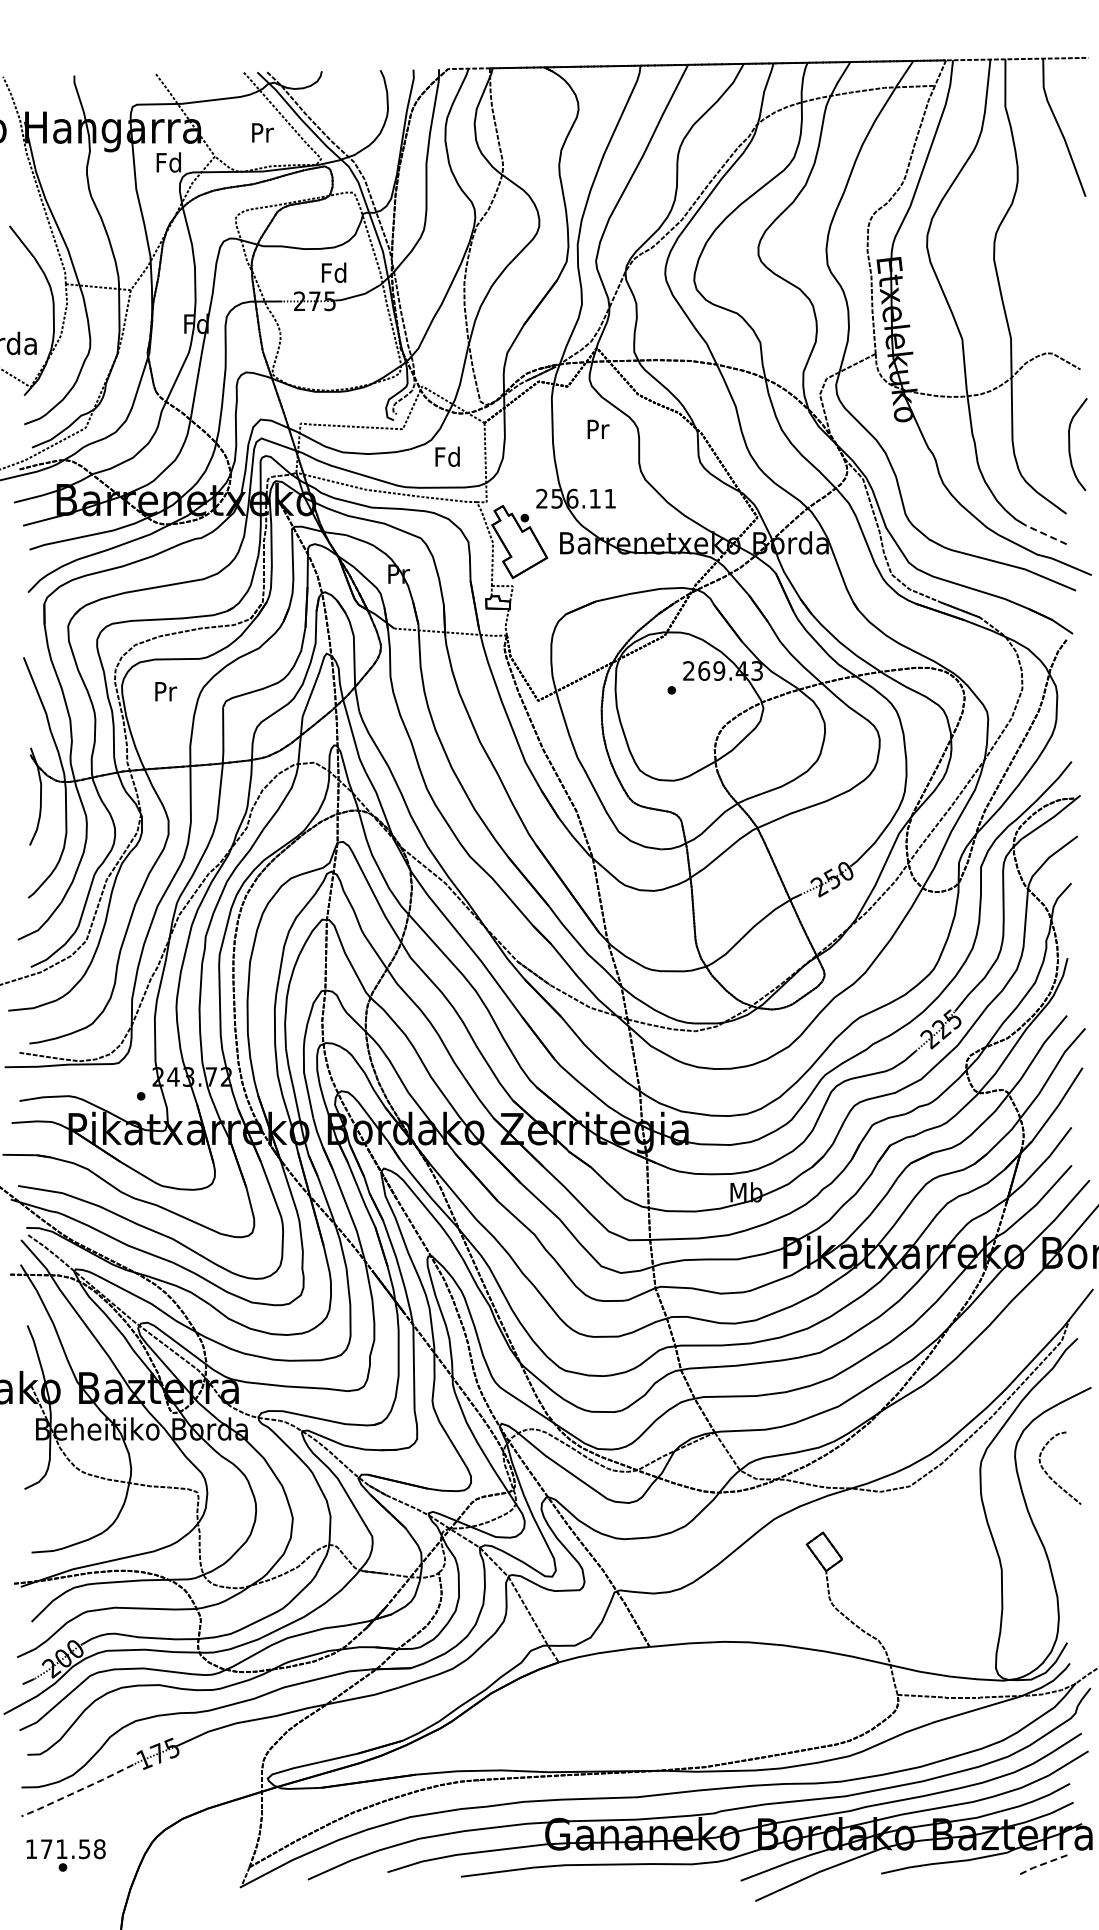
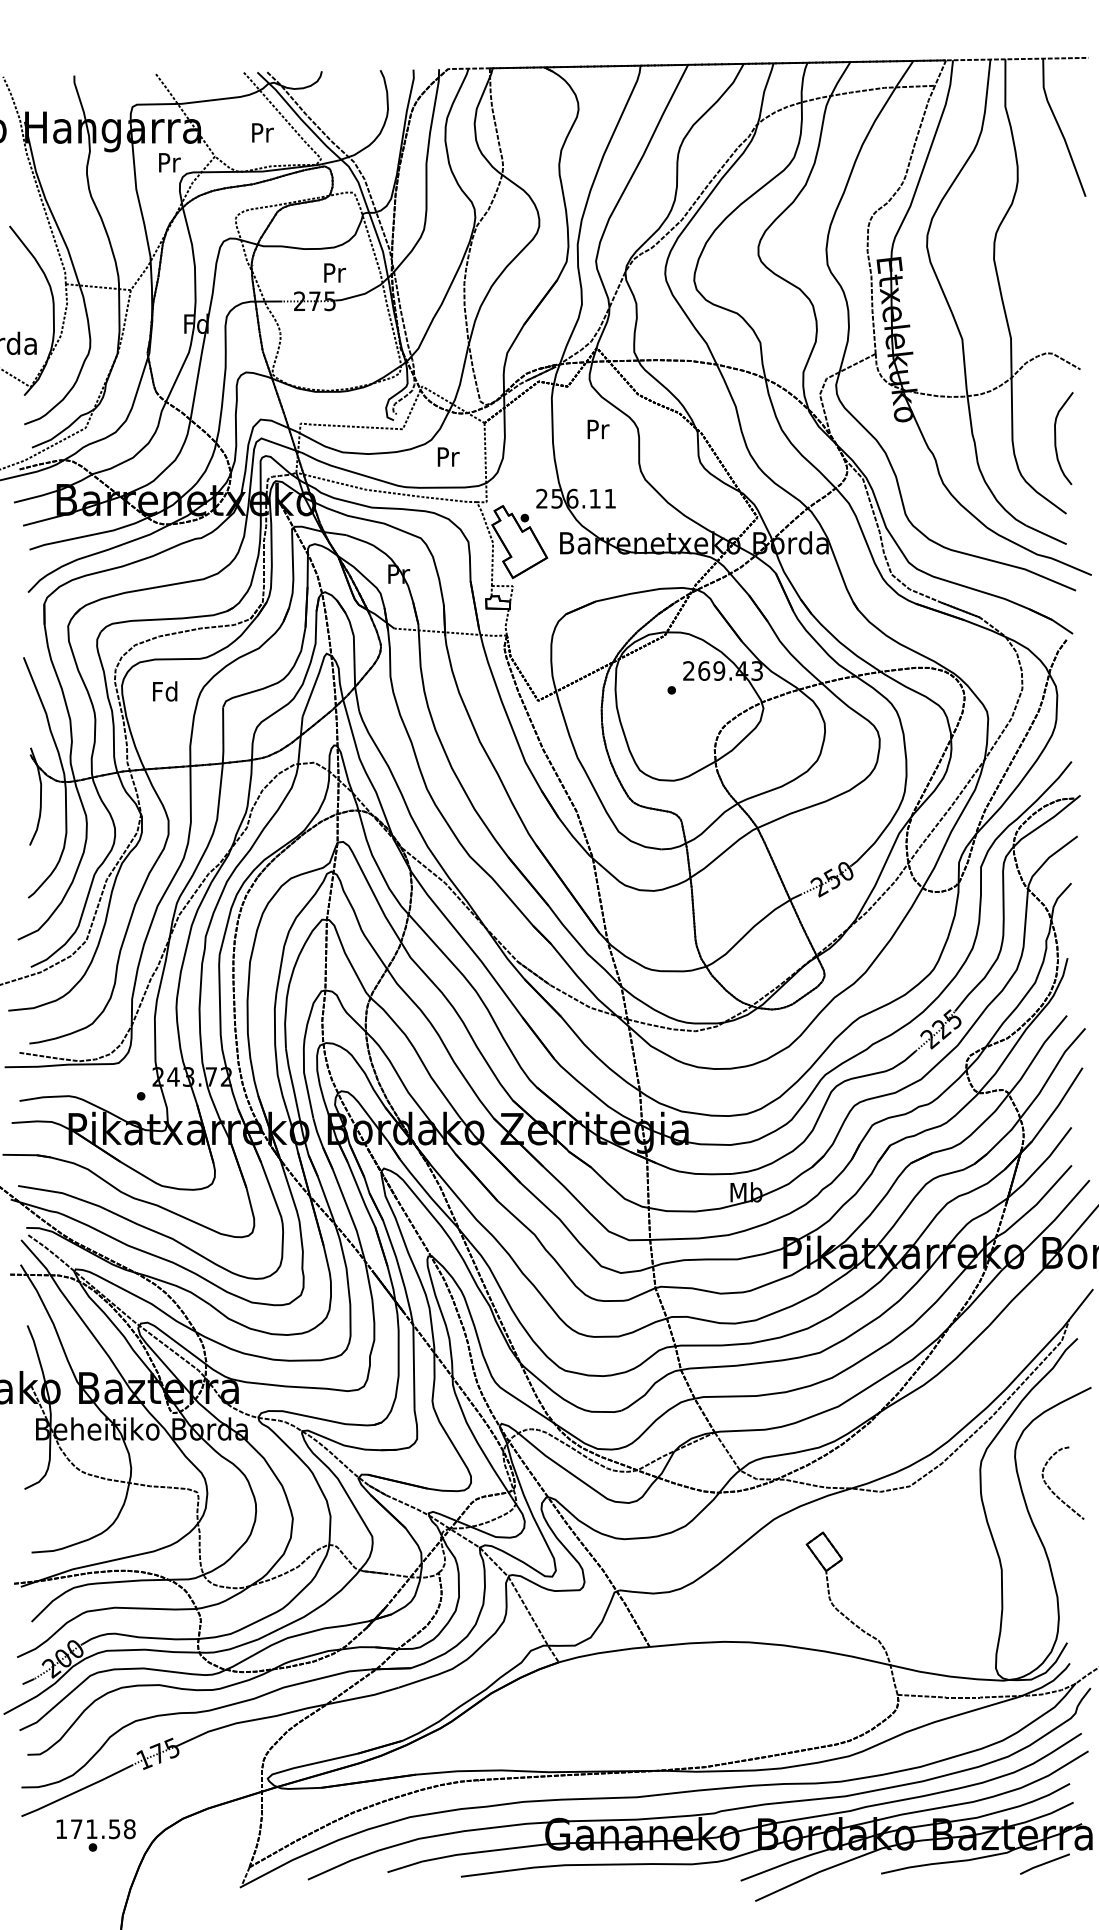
text: Fd -> Pr (168, 162)
text: Fd -> Pr (334, 272)
curve position: (1070, 444) -> (1056, 438) (1056, 438)
text: Fd -> Pr (447, 456)
line: dashed -> solid (1046, 534)
text: Pr -> Fd (165, 691)
curve position: (1050, 1476) -> (1053, 1491) (1053, 1491)
line: dashed -> solid (77, 1791)
text position: (65, 1855) -> (95, 1835) (95, 1835)
line: dashed -> solid (1044, 1863)
